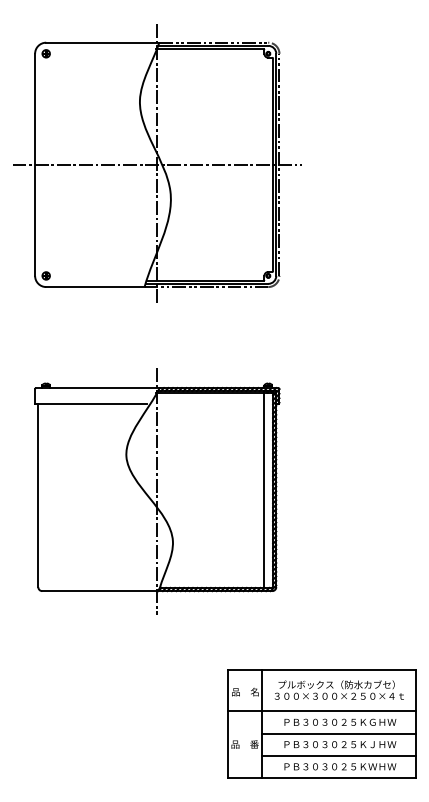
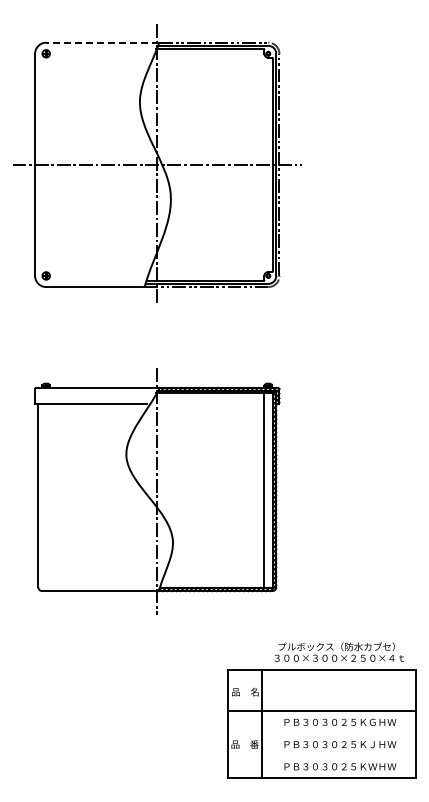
line: solid -> dashed (102, 42)
text position: (338, 689) -> (338, 651) (338, 651)
line: present -> none (339, 733)
line: present -> none (339, 755)
